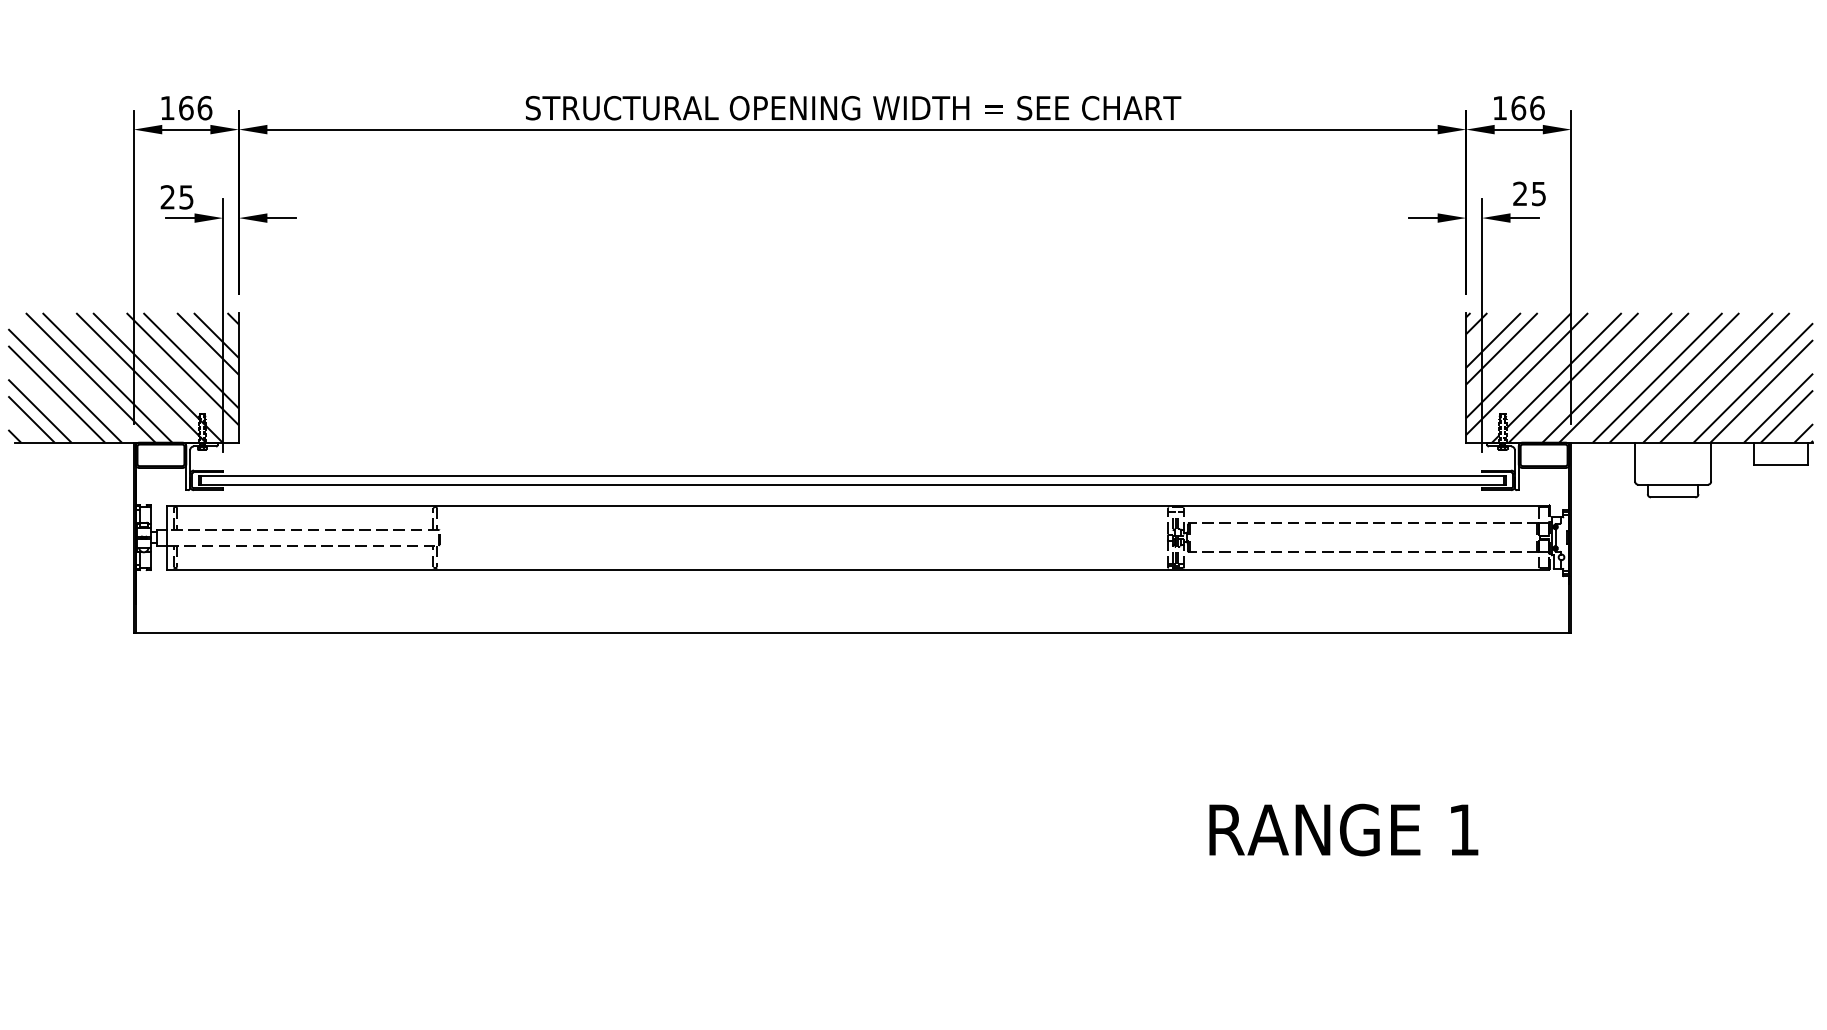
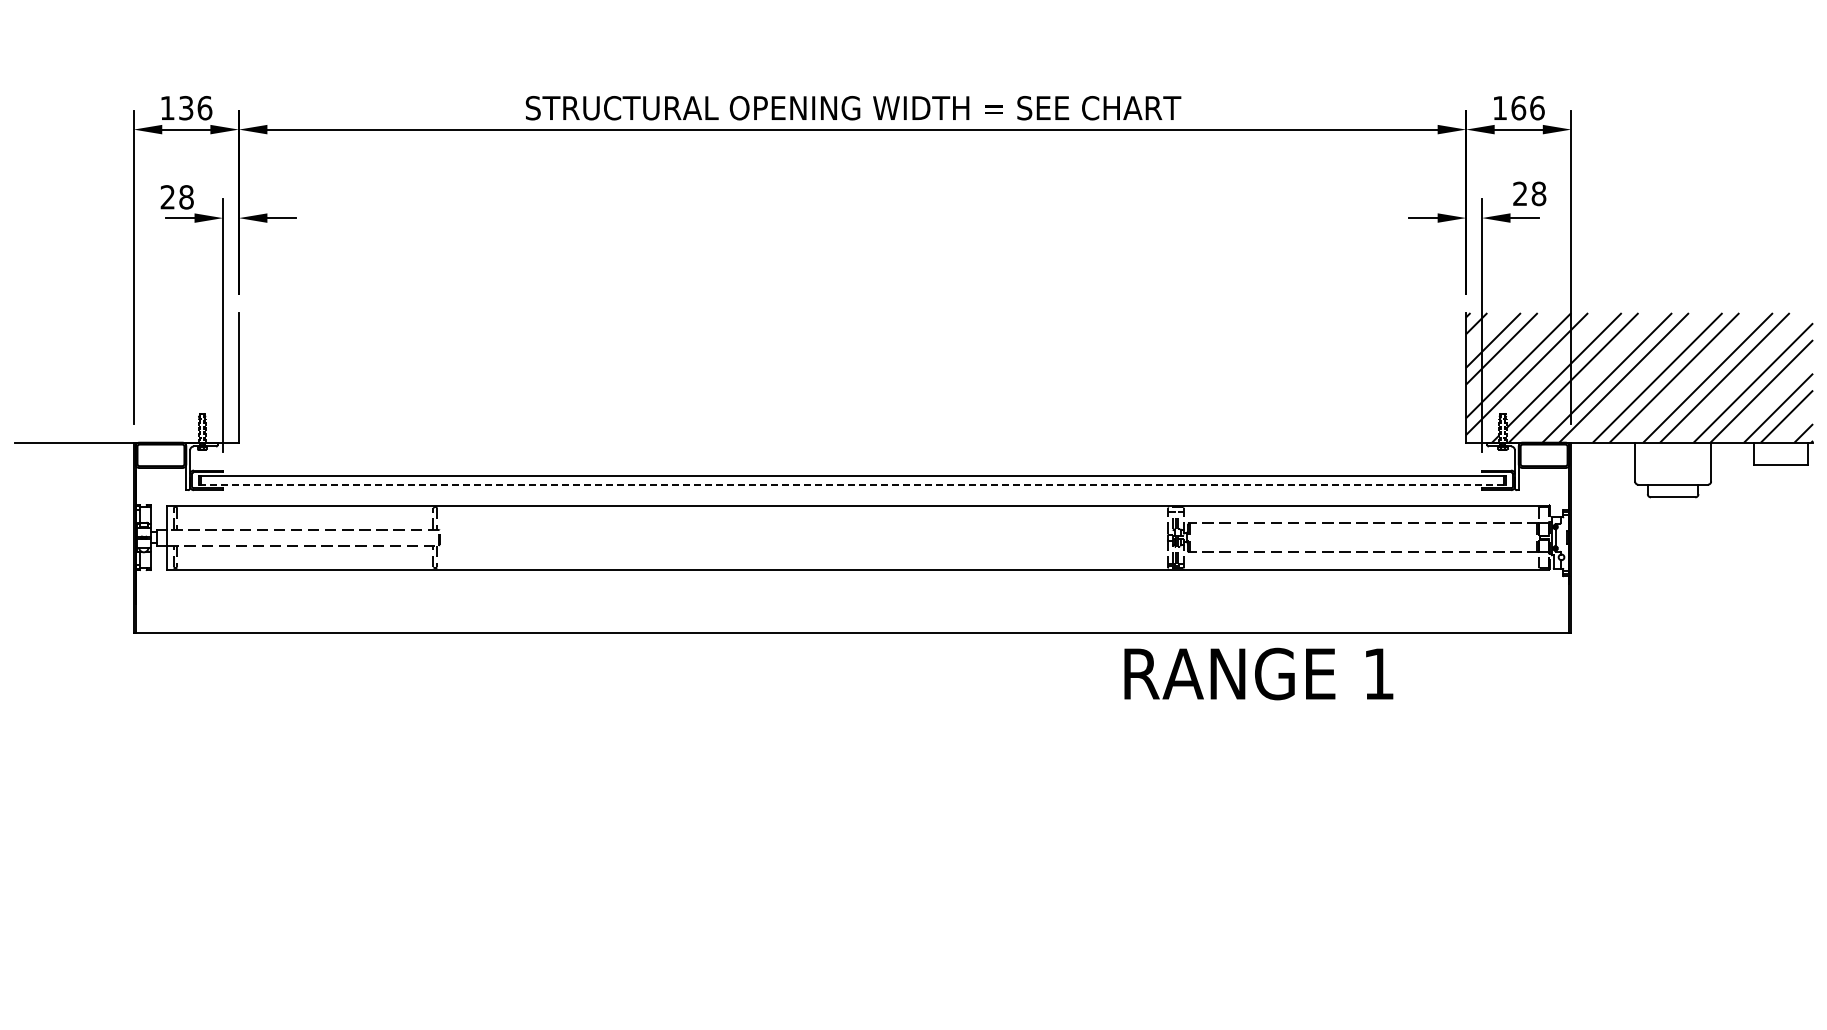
text: 166 -> 136 (186, 108)
text: 25 -> 28 (1538, 193)
text: 25 -> 28 (186, 197)
hatch: present -> none (123, 377)
line: solid -> dashed (852, 484)
text position: (1343, 829) -> (1258, 673) (1258, 673)
